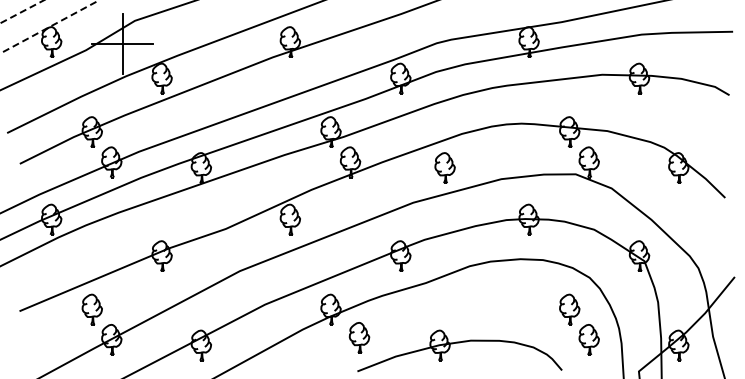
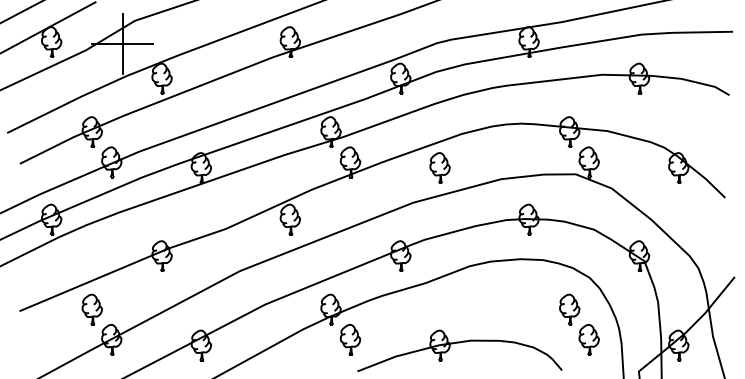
line: dashed -> solid (22, 11)
line: dashed -> solid (48, 27)
part position: (444, 167) -> (439, 167) (439, 167)
part position: (359, 337) -> (350, 339) (350, 339)
